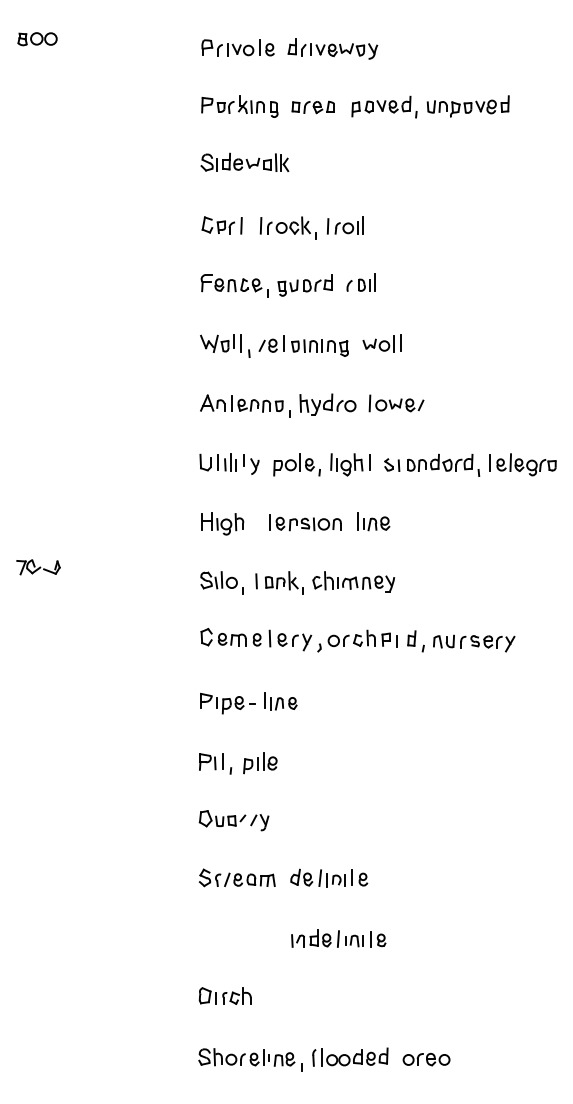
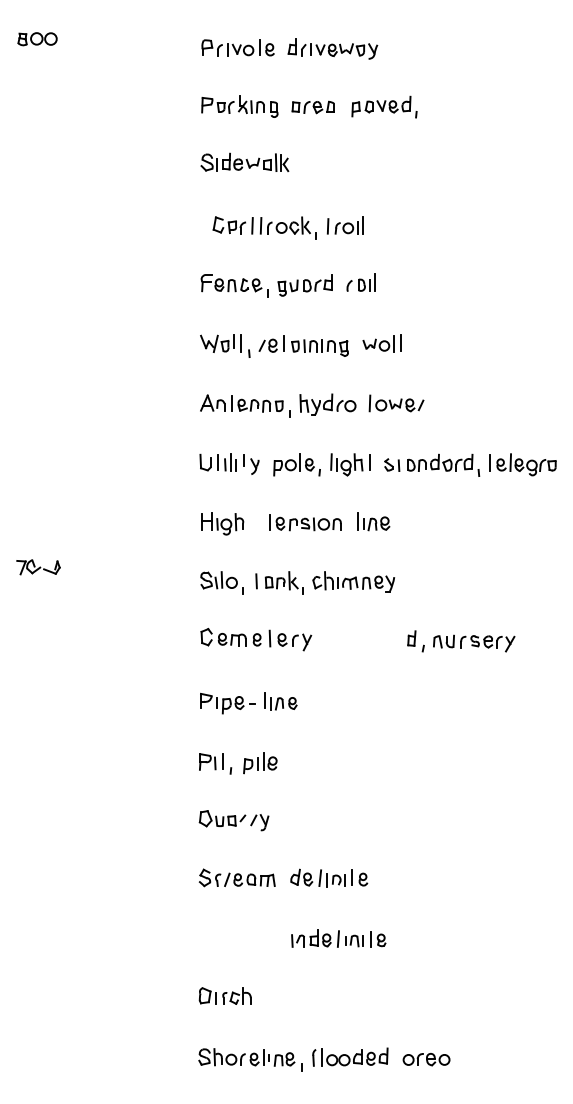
part: present -> none (467, 106)
part position: (221, 225) -> (232, 225) (232, 225)
part: present -> none (357, 640)
